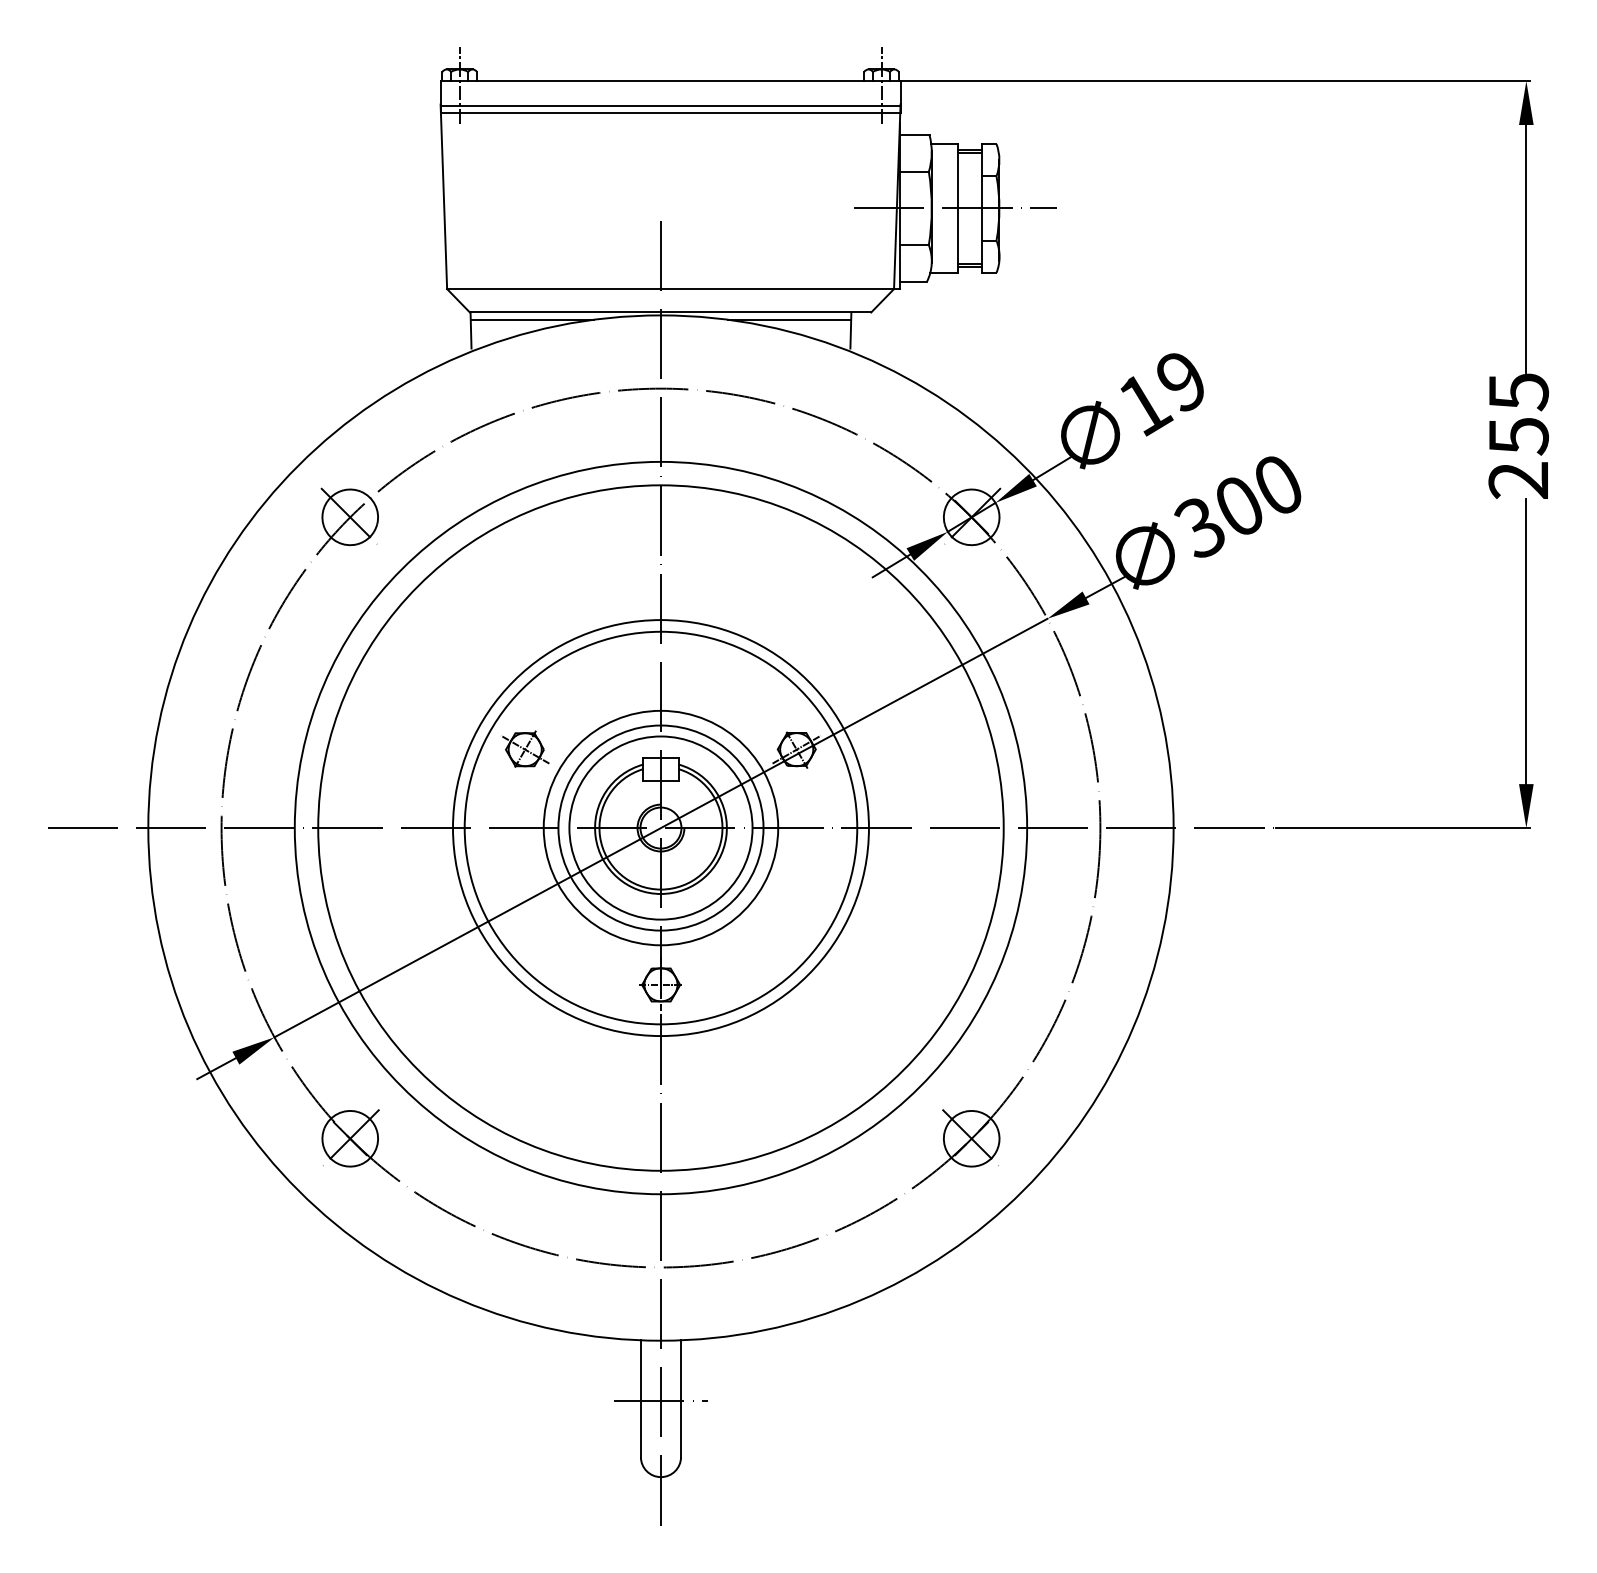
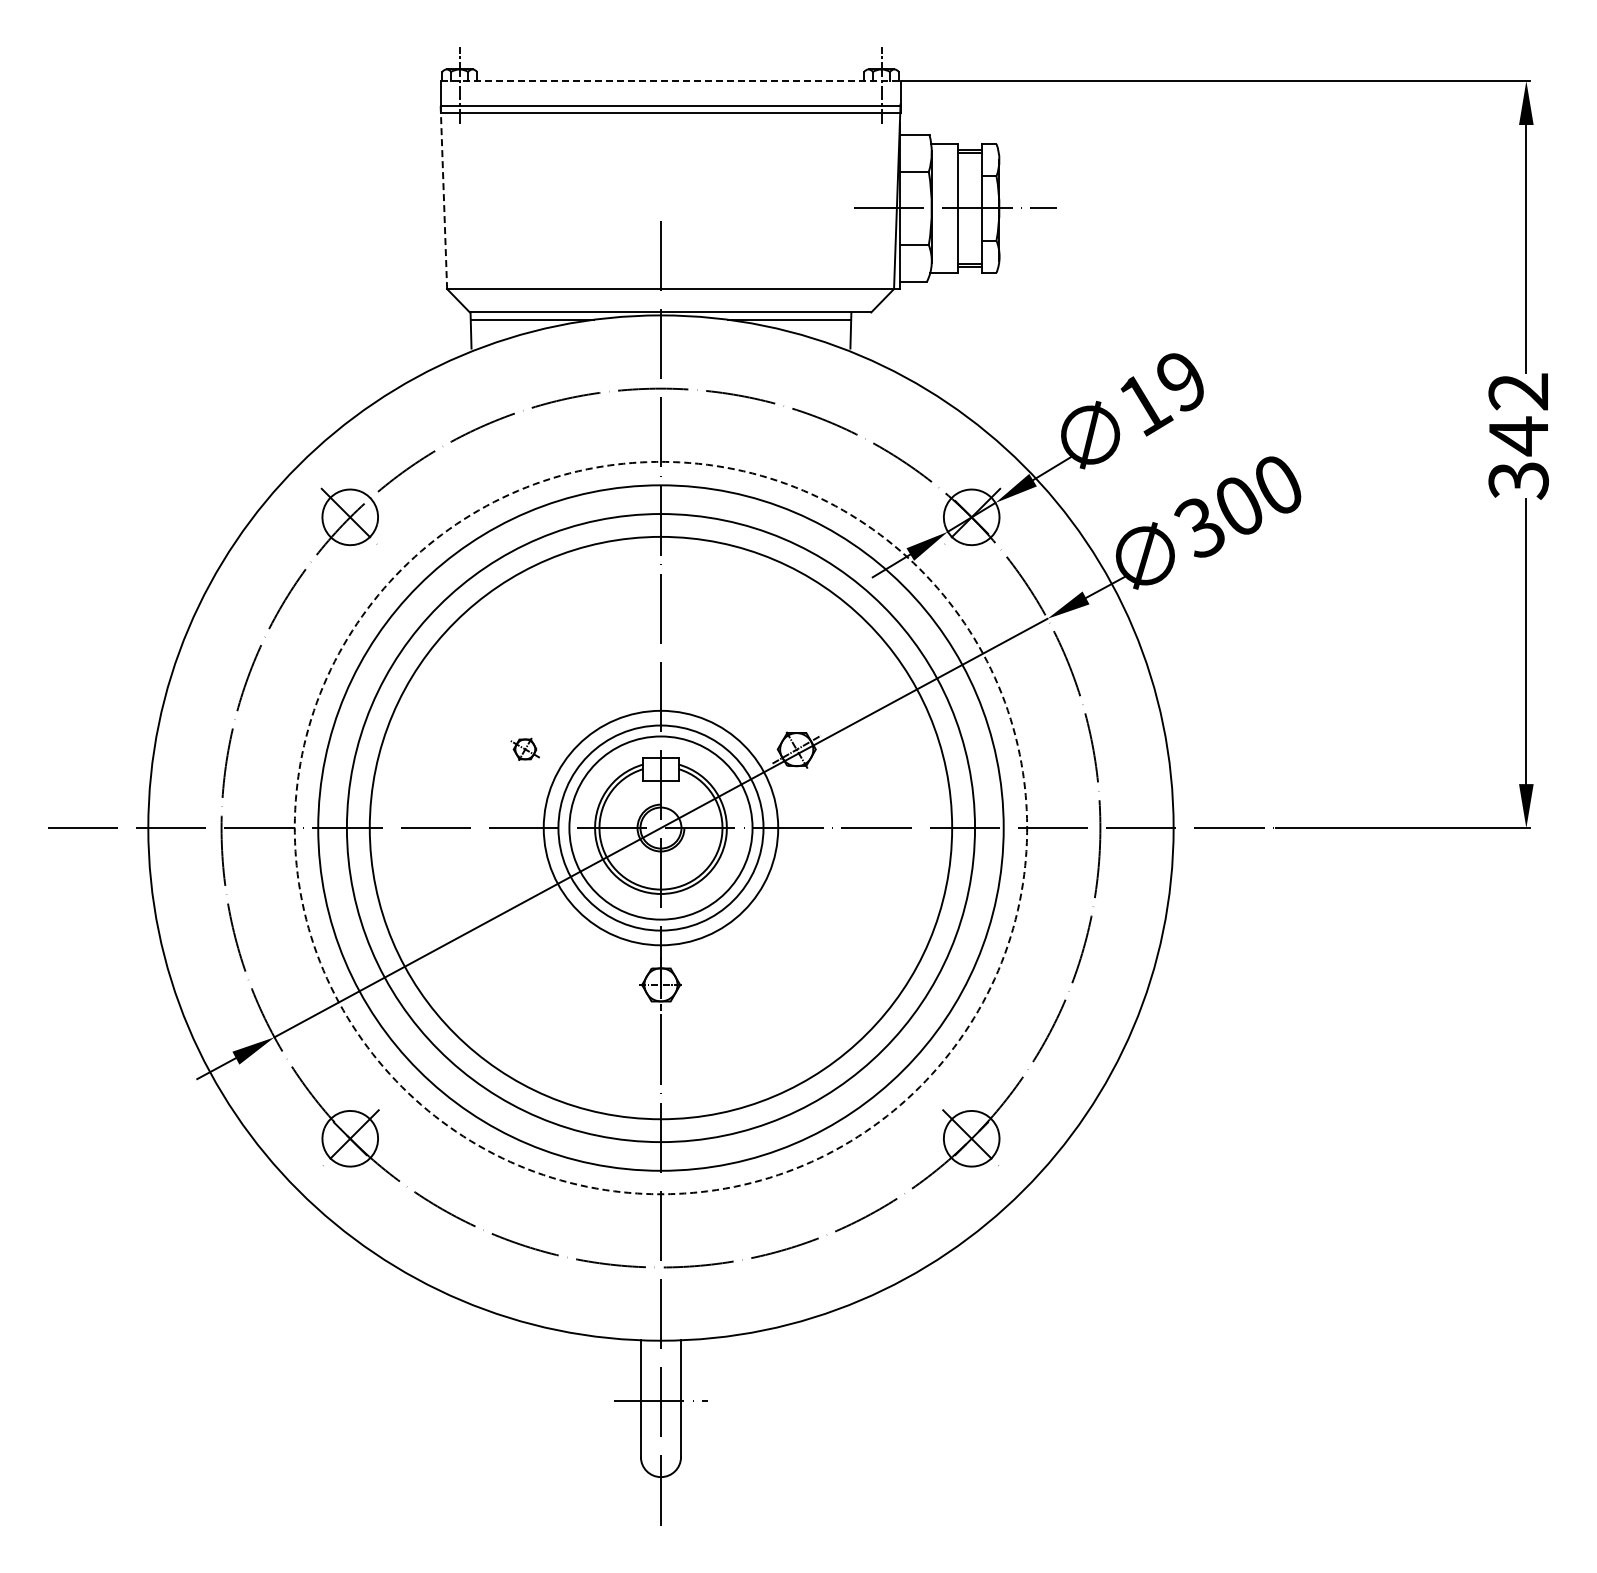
line: solid -> dashed (670, 81)
line: solid -> dashed (443, 196)
text: 255 -> 342 (1518, 436)
part size: 49x38 px -> 30x24 px (524, 748)
circle diameter: 393 px -> 628 px (660, 828)
circle: solid -> dashed (660, 827)
circle diameter: 416 px -> 582 px (660, 827)
